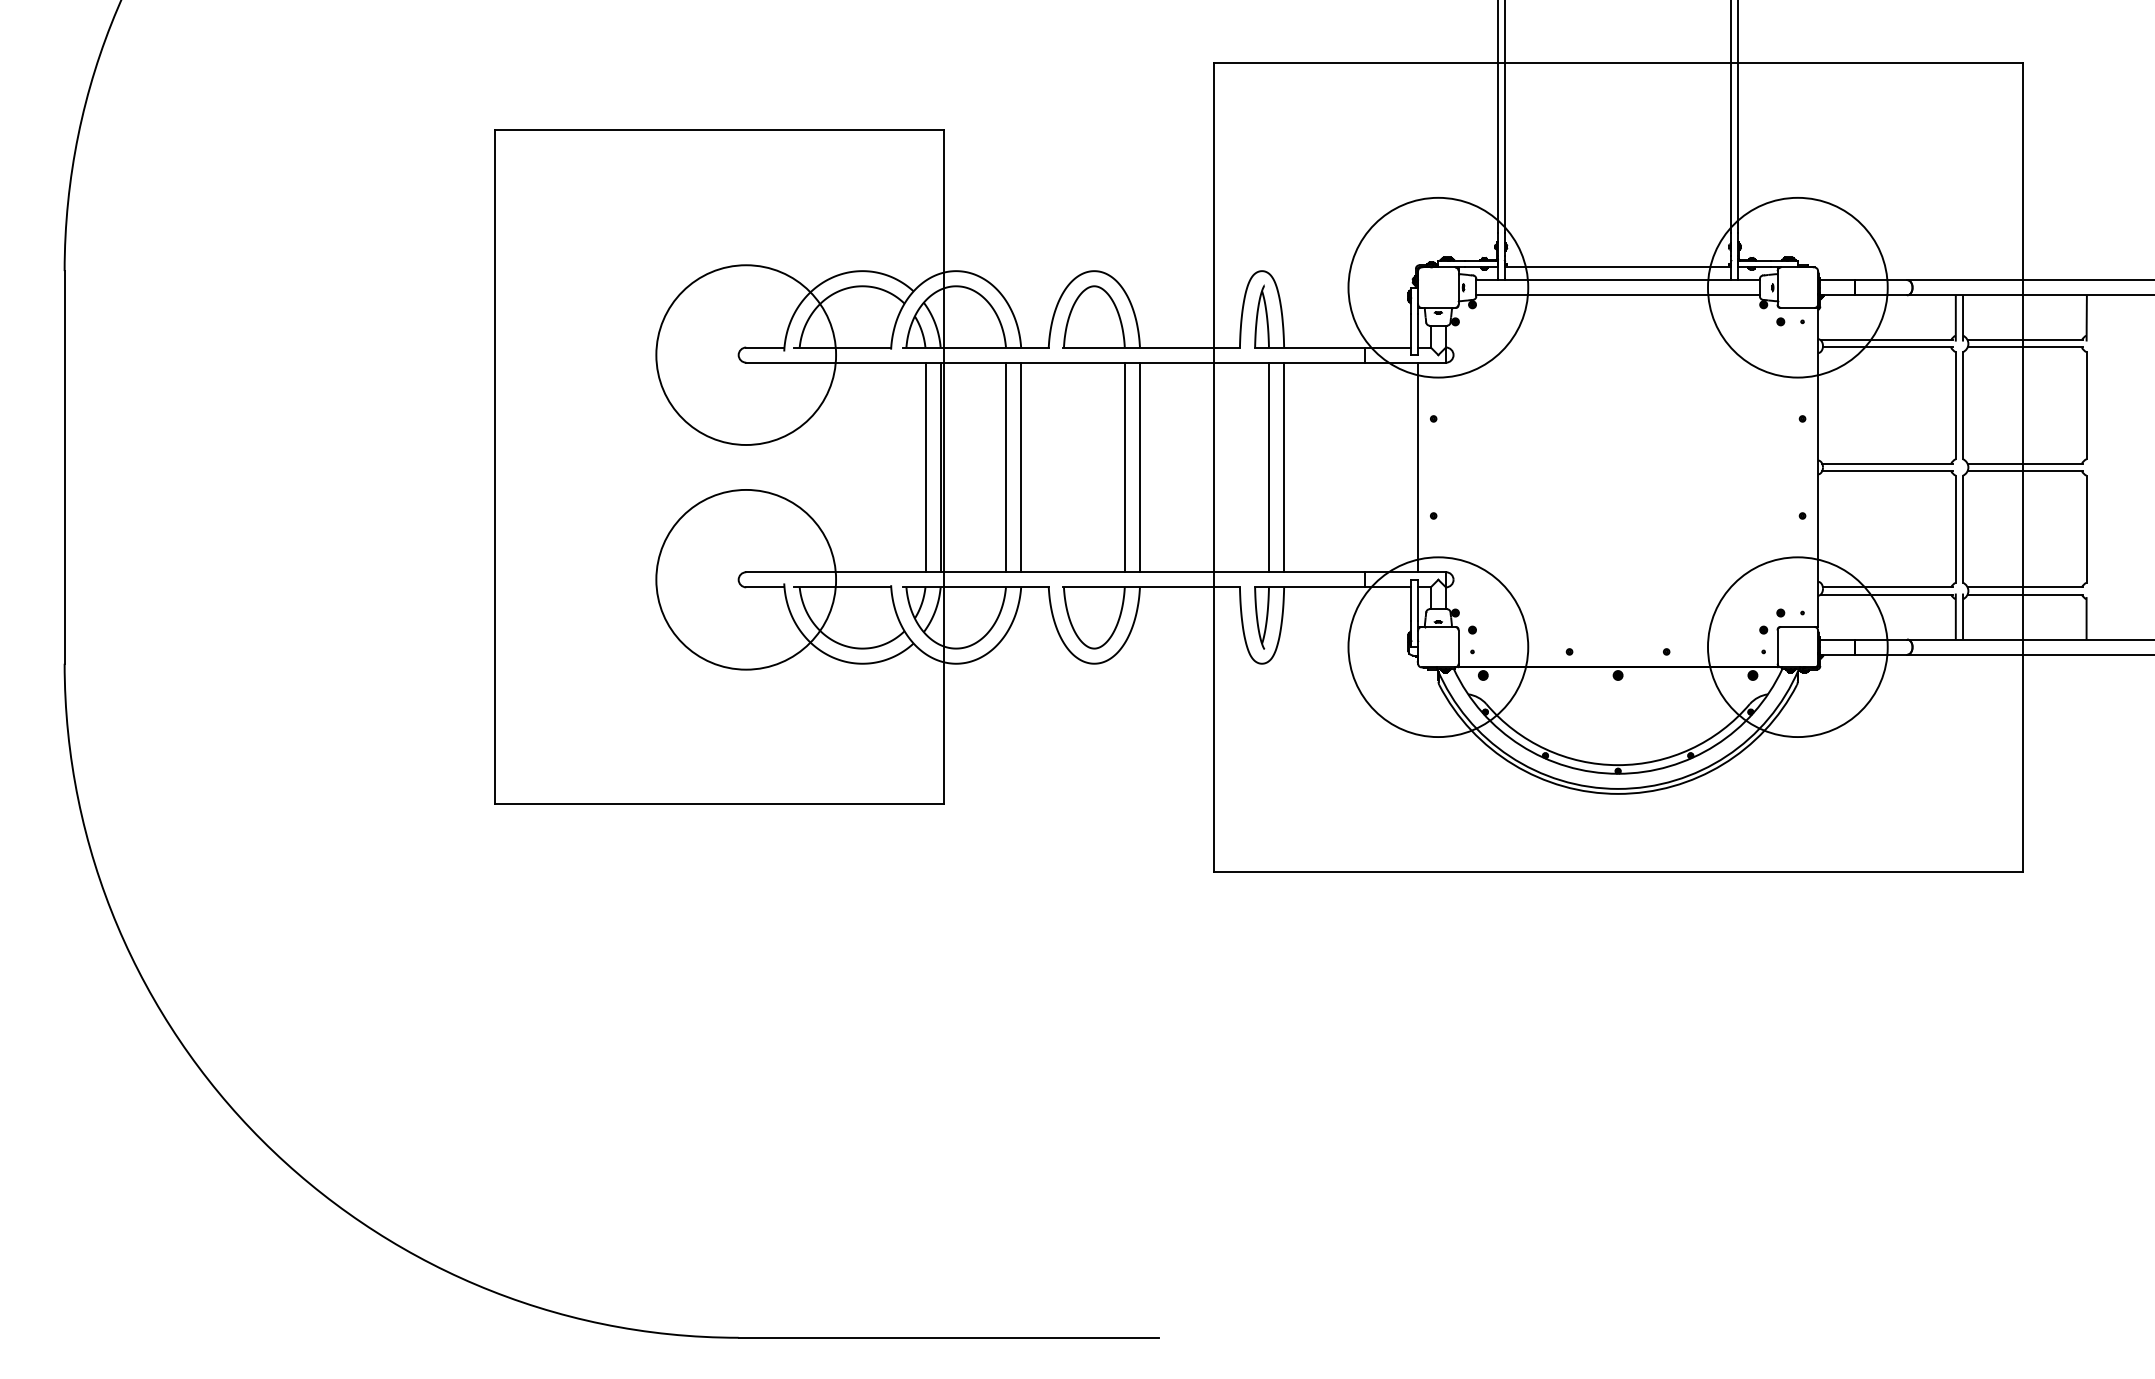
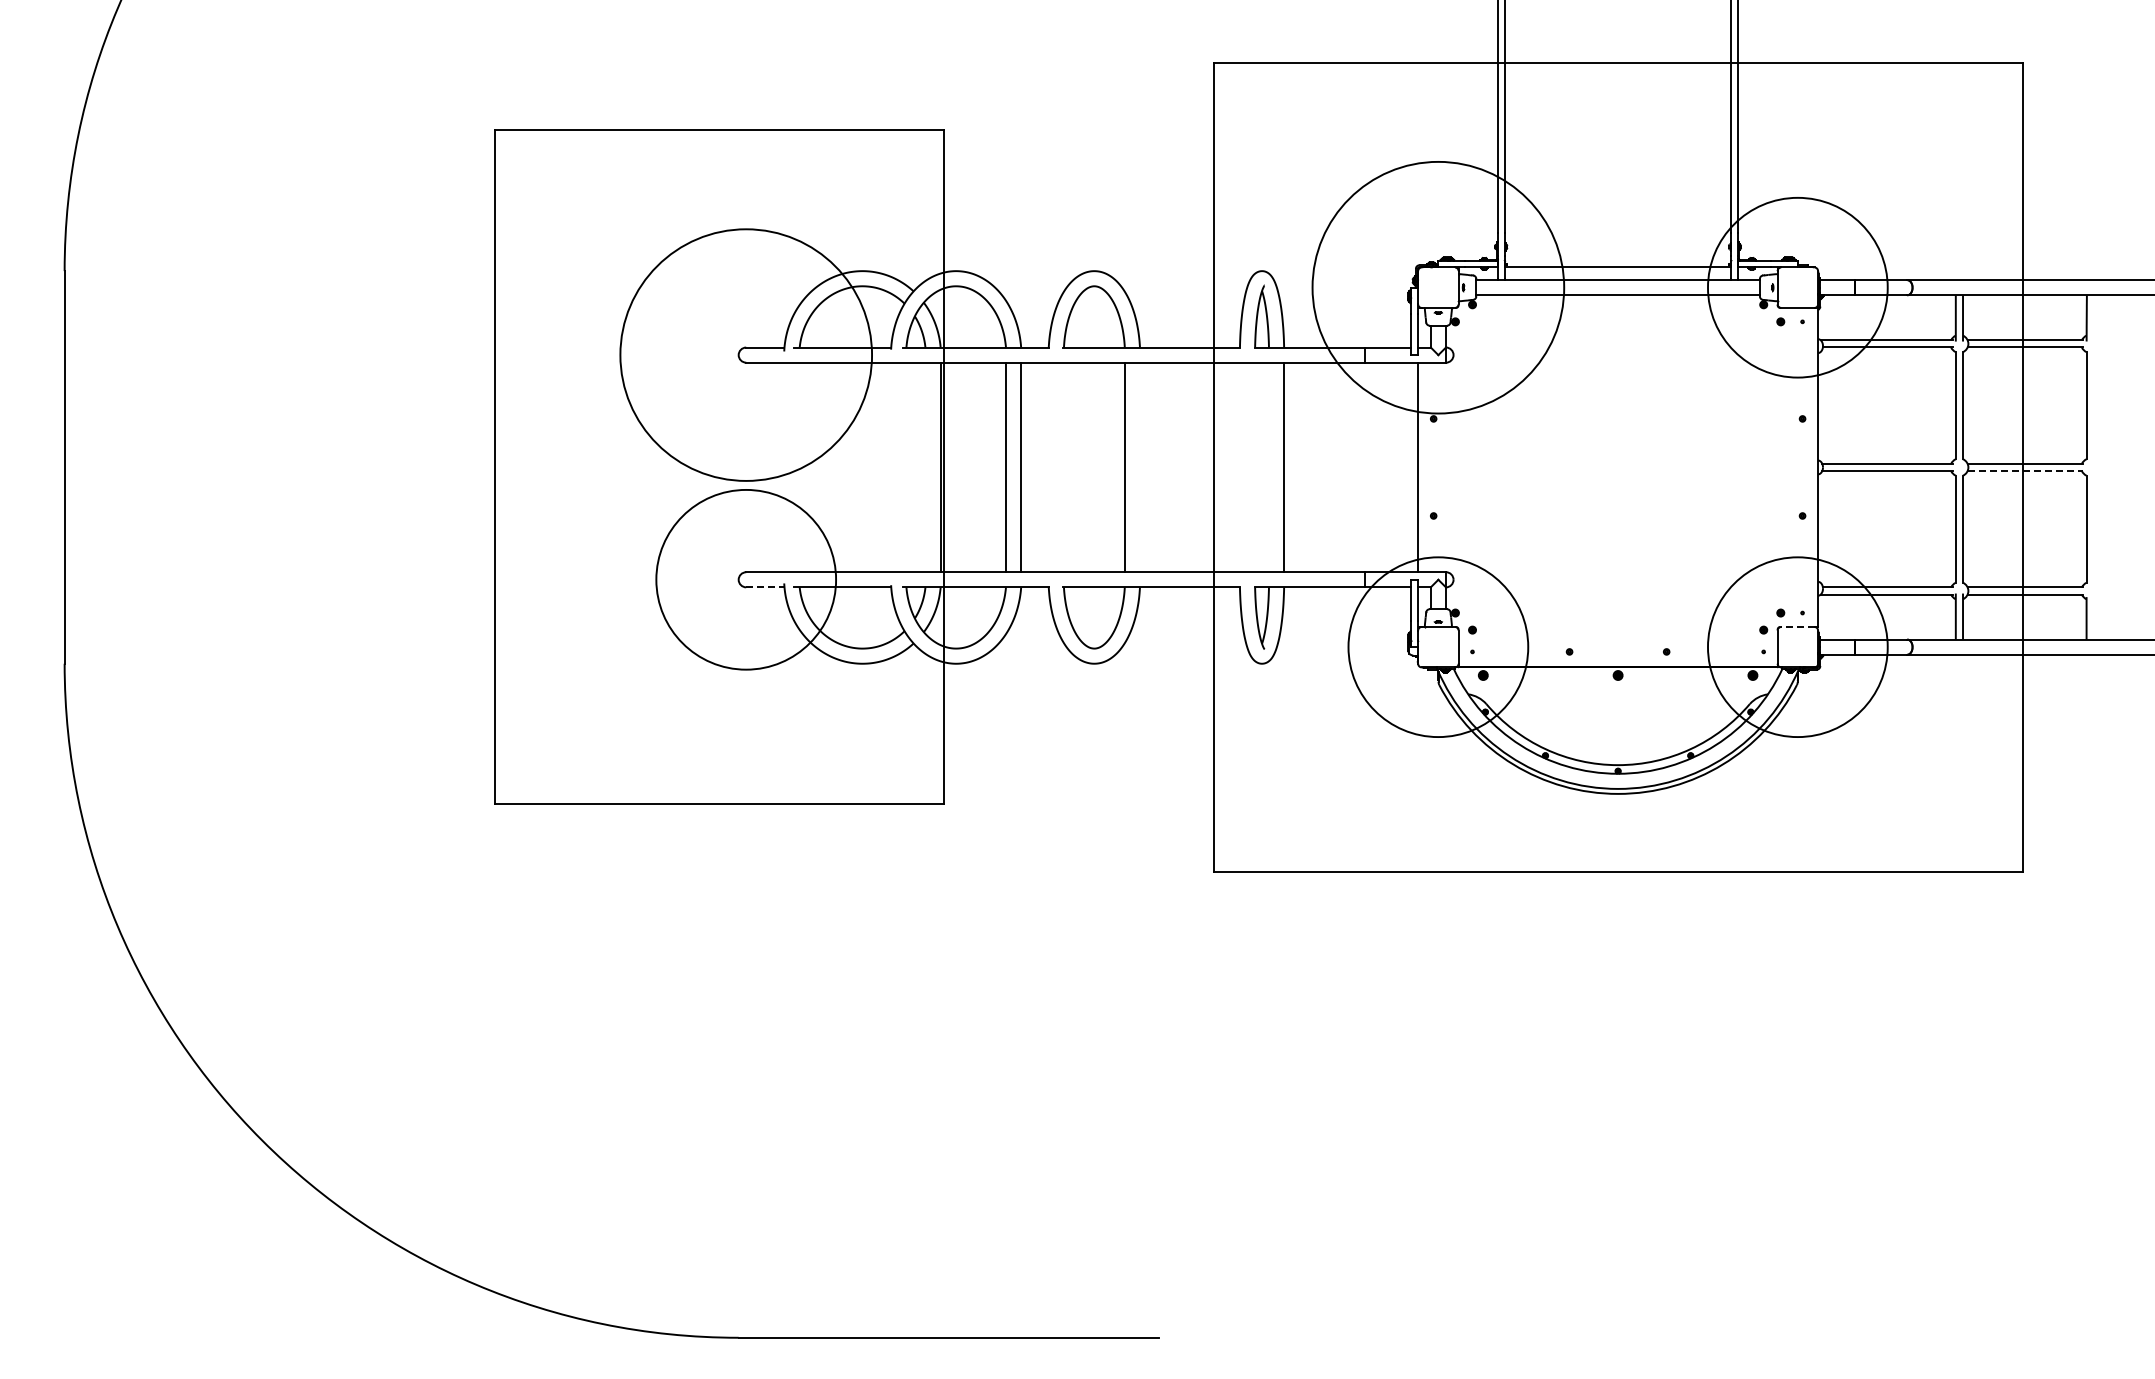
circle diameter: 180 px -> 252 px (1438, 287)
circle diameter: 180 px -> 252 px (746, 354)
line: present -> none (925, 467)
line: present -> none (1140, 467)
line: present -> none (1269, 467)
line: solid -> dashed (2025, 471)
line: solid -> dashed (765, 587)
line: solid -> dashed (1797, 626)
